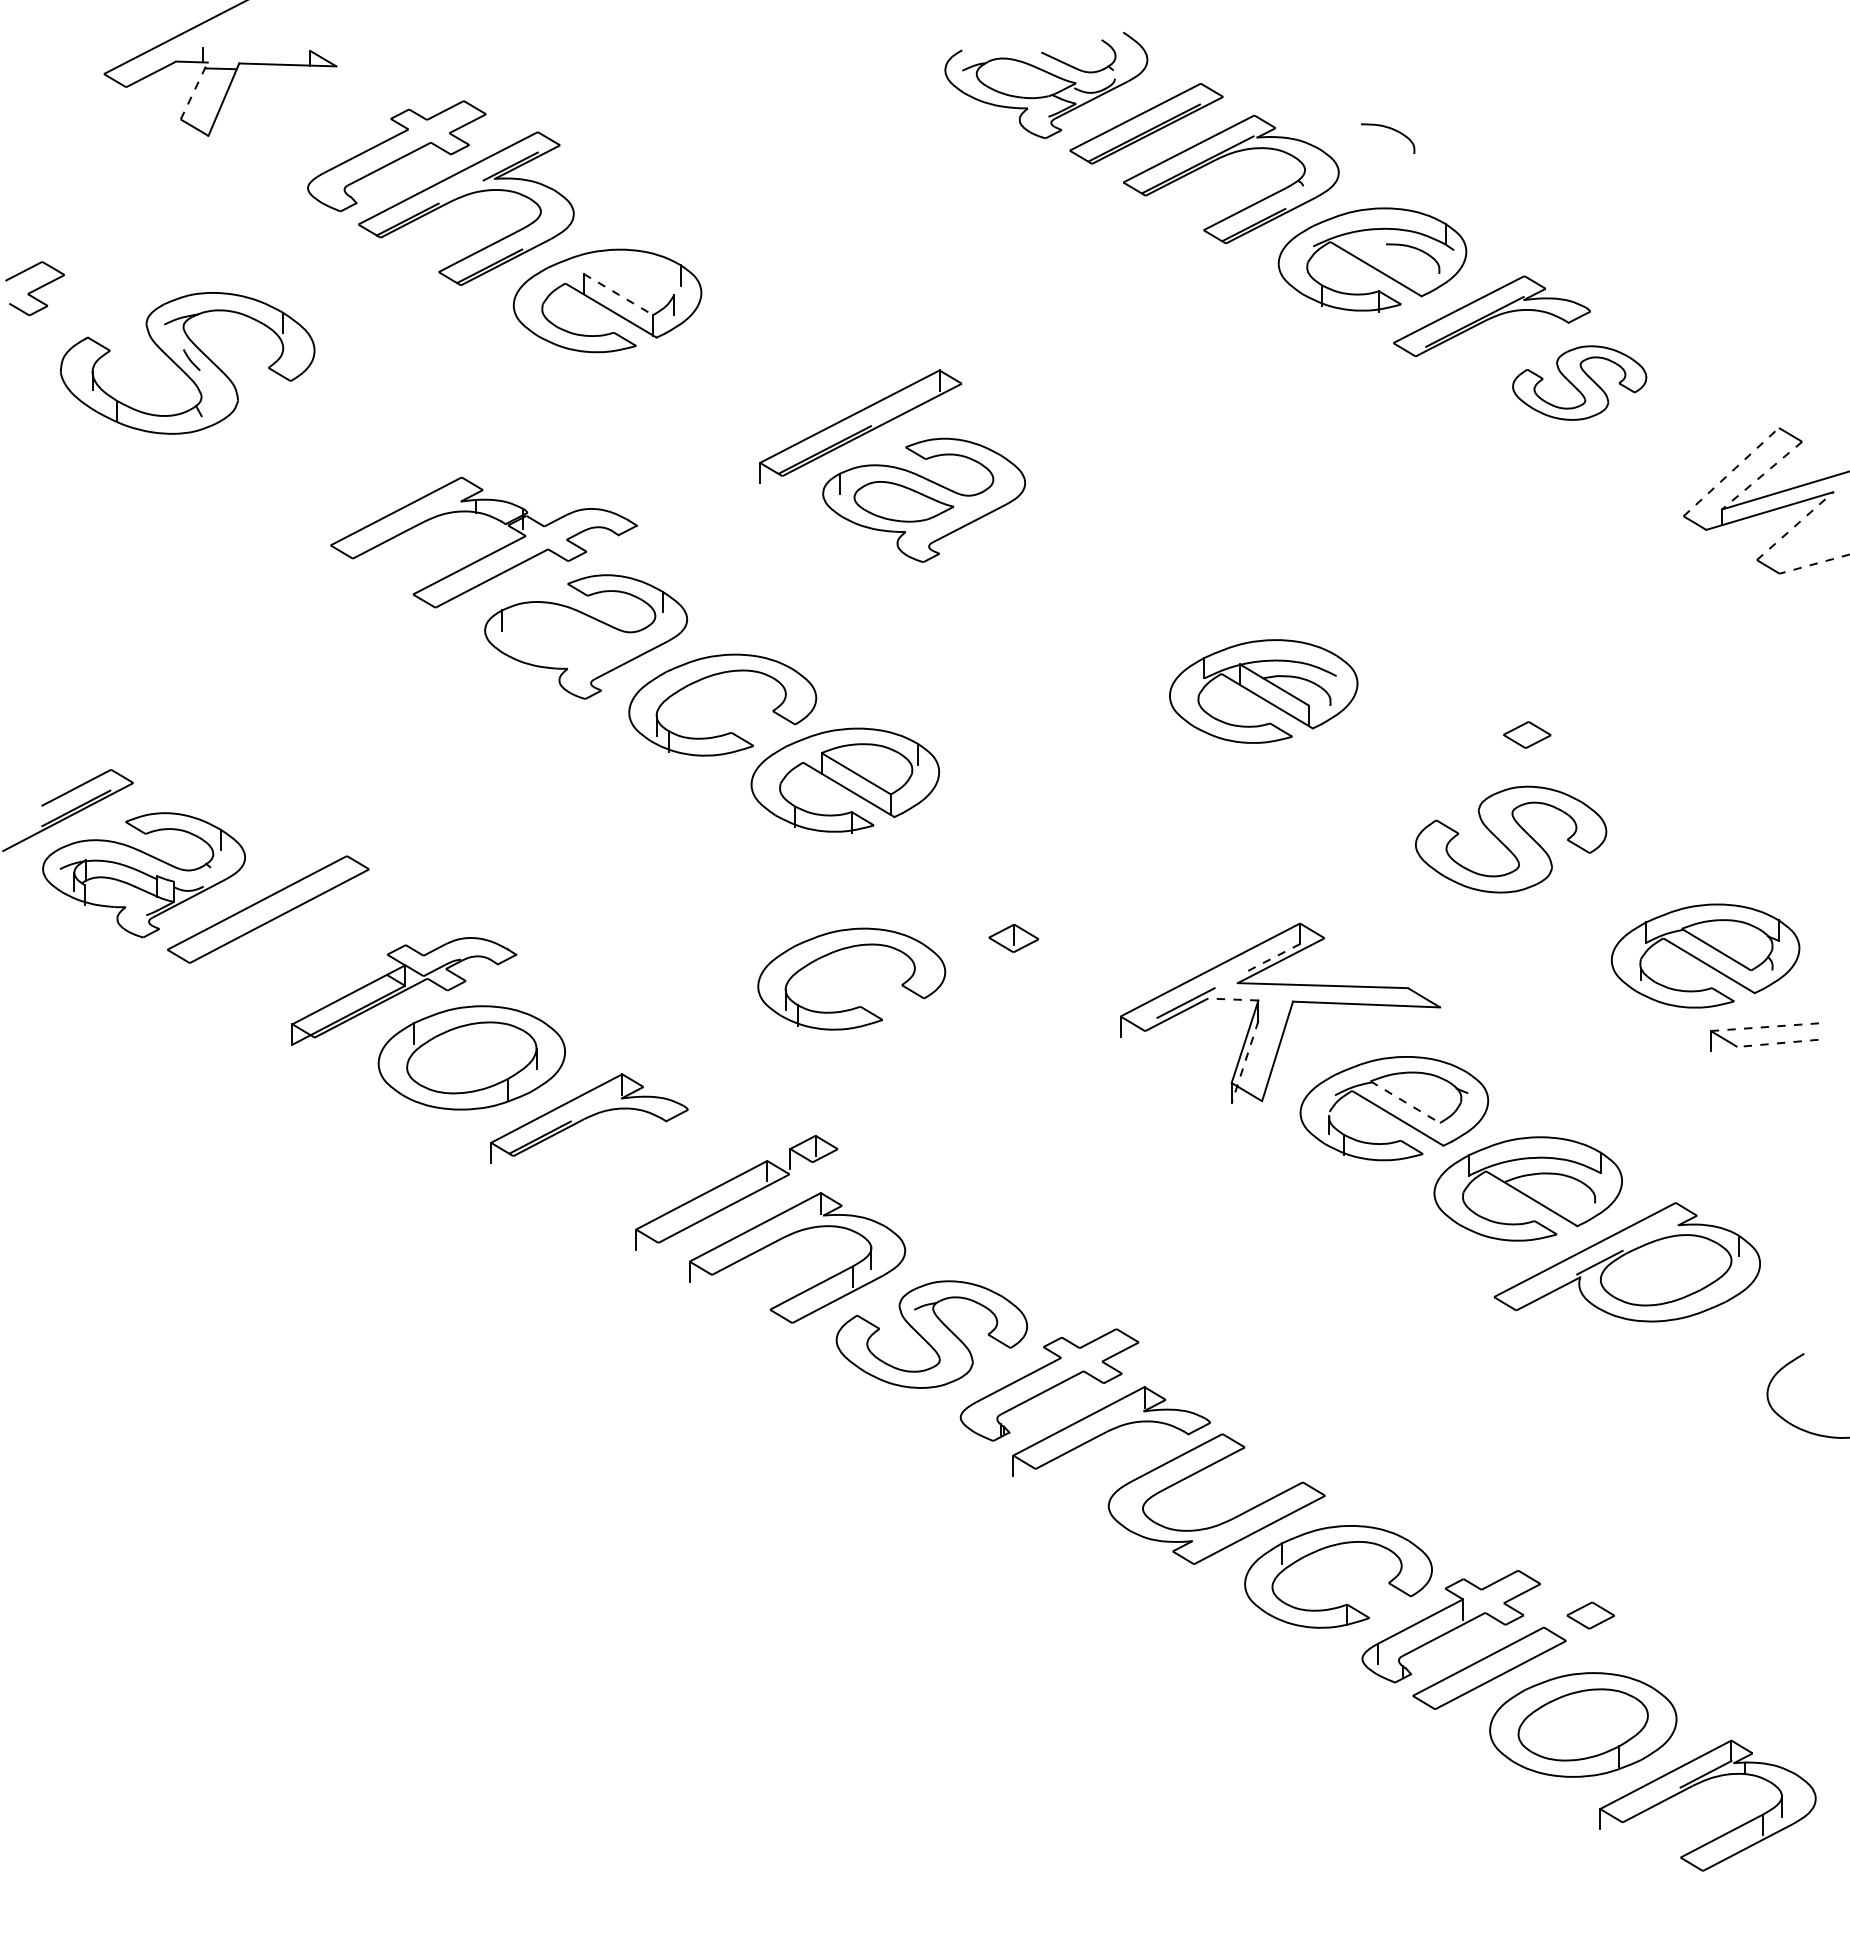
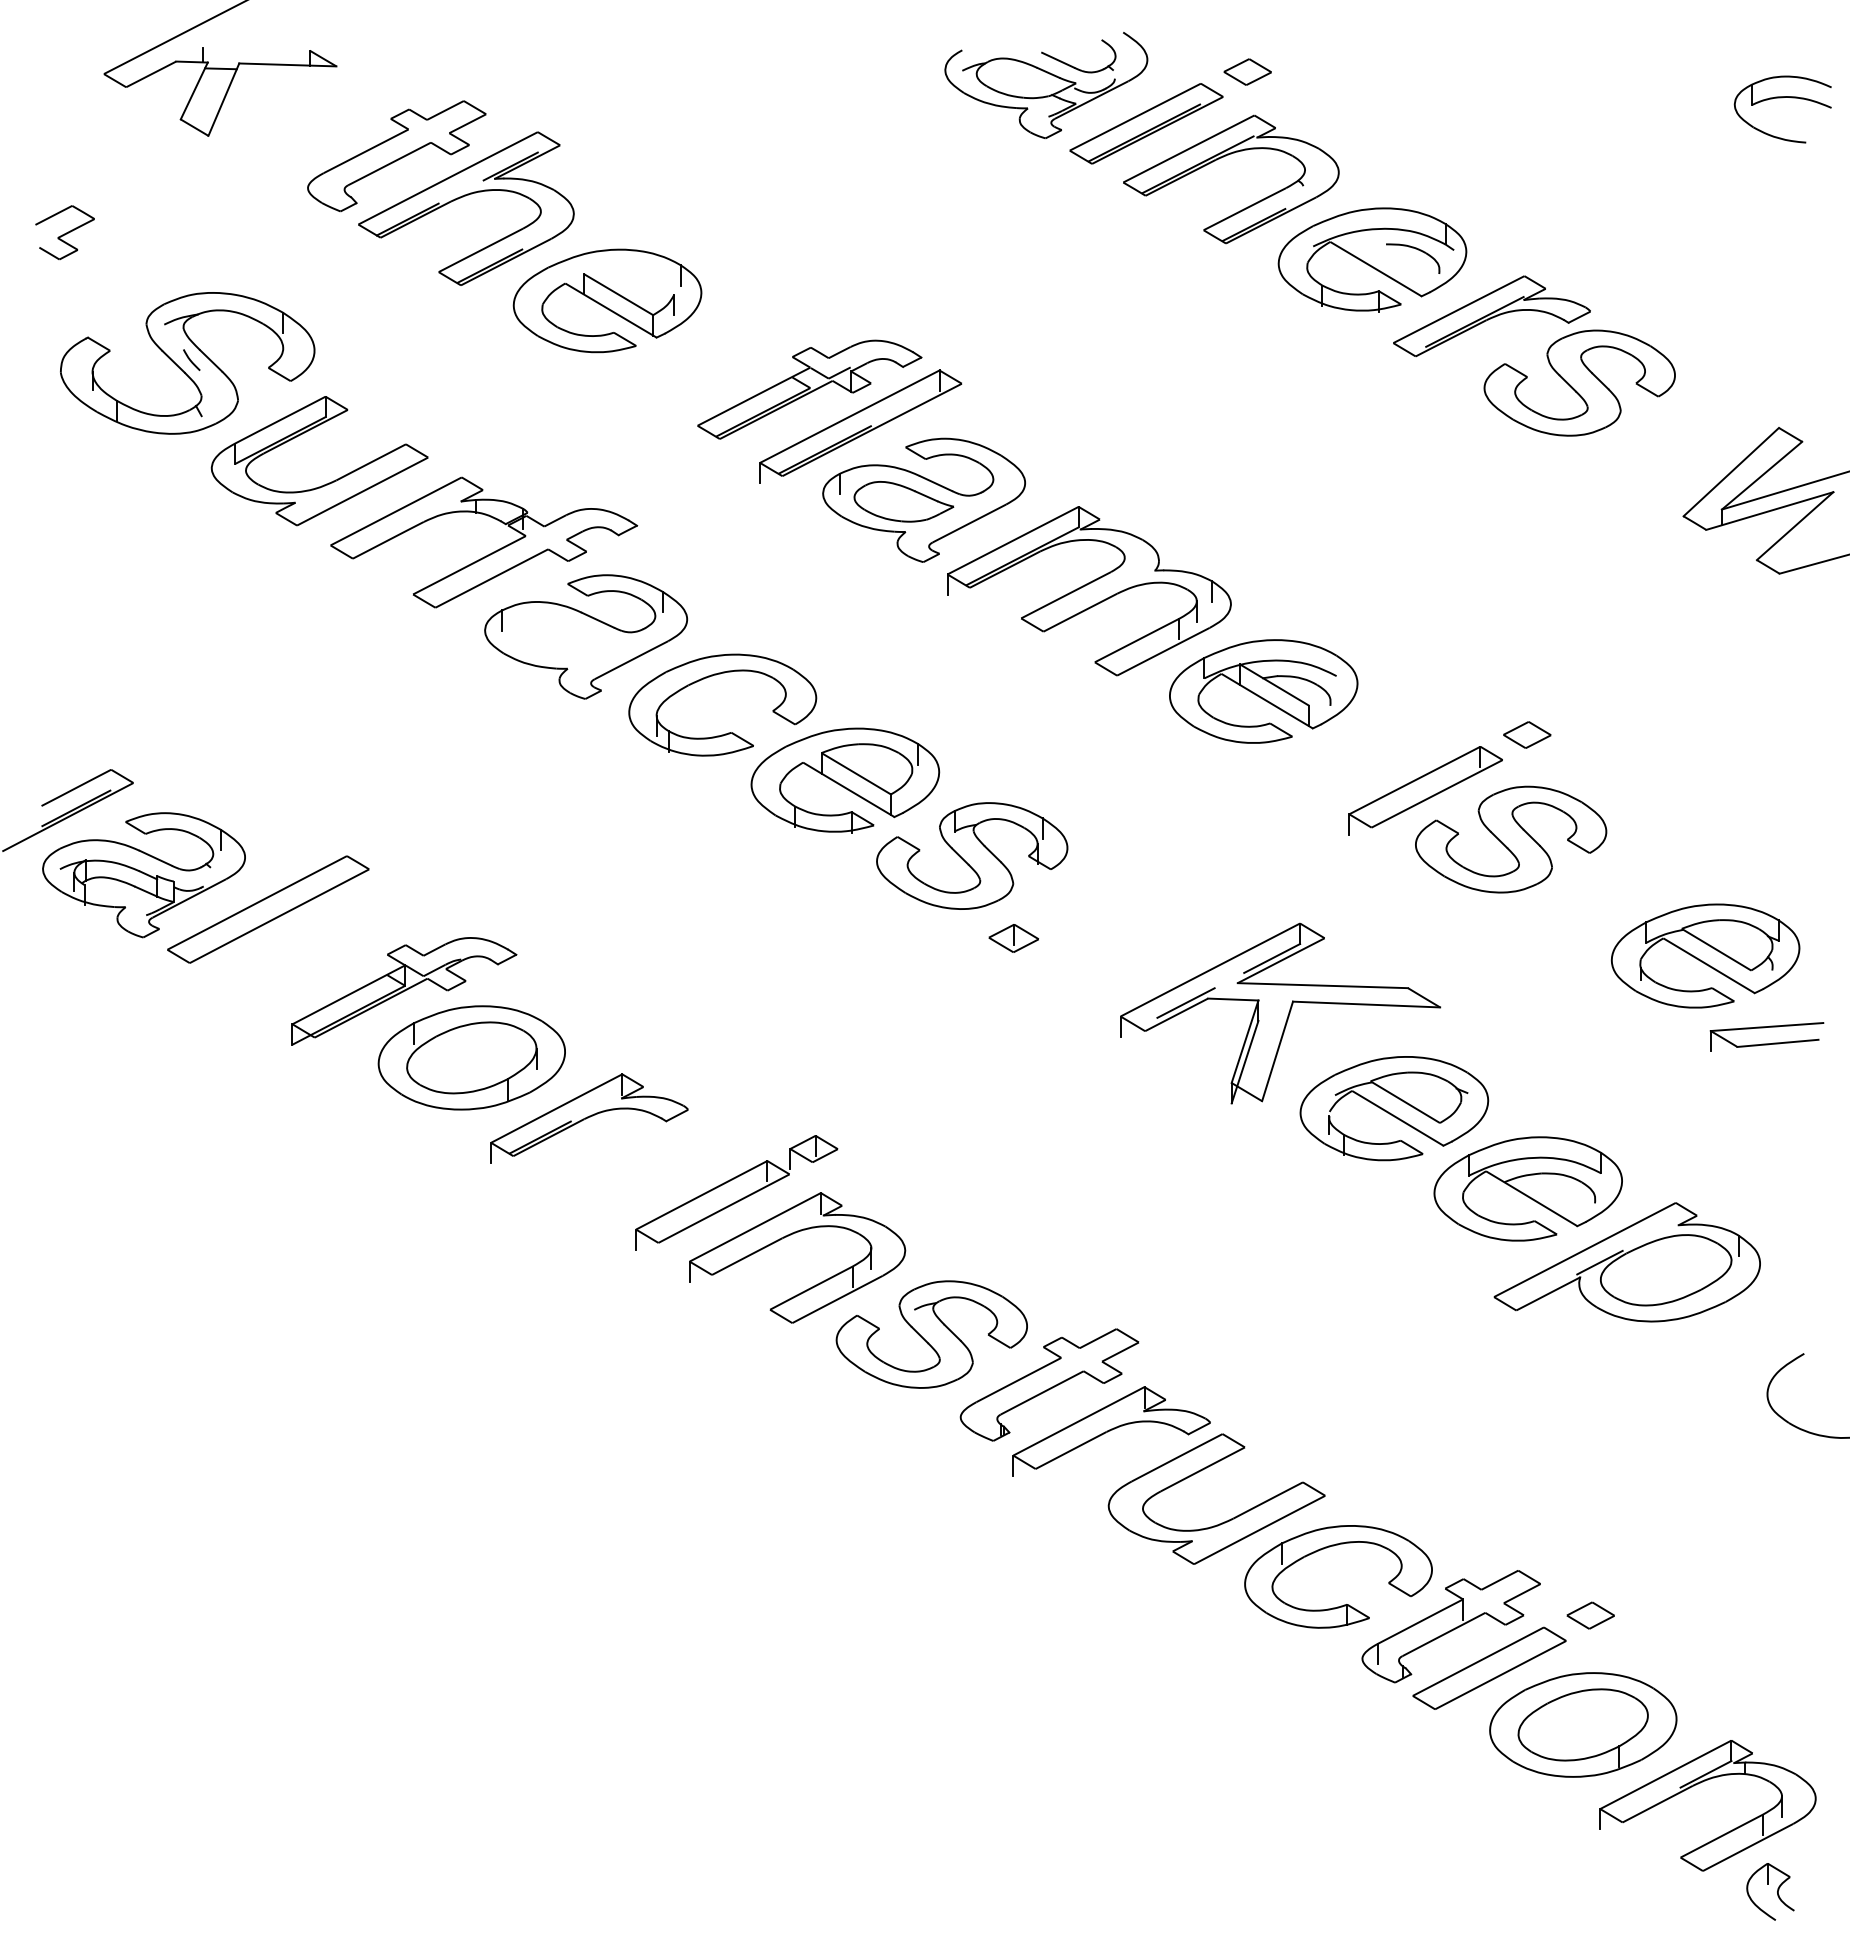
part: none -> present (1247, 71)
line: dashed -> solid (194, 90)
part: none -> present (1782, 98)
part: present -> none (1390, 129)
part position: (34, 288) -> (64, 232) (64, 232)
line: dashed -> solid (618, 294)
part size: 136x76 px -> 193x108 px (1579, 382)
part: none -> present (809, 389)
line: dashed -> solid (1731, 472)
line: dashed -> solid (1762, 475)
part: none -> present (328, 482)
line: dashed -> solid (1795, 525)
line: dashed -> solid (1814, 564)
part: none -> present (1089, 591)
part: none -> present (1425, 790)
part: none -> present (972, 855)
line: dashed -> solid (1271, 958)
line: dashed -> solid (1232, 999)
part: present -> none (857, 1006)
line: dashed -> solid (1767, 1027)
line: dashed -> solid (1777, 1043)
line: dashed -> solid (1244, 1062)
line: dashed -> solid (1405, 1102)
part: none -> present (1777, 1891)
